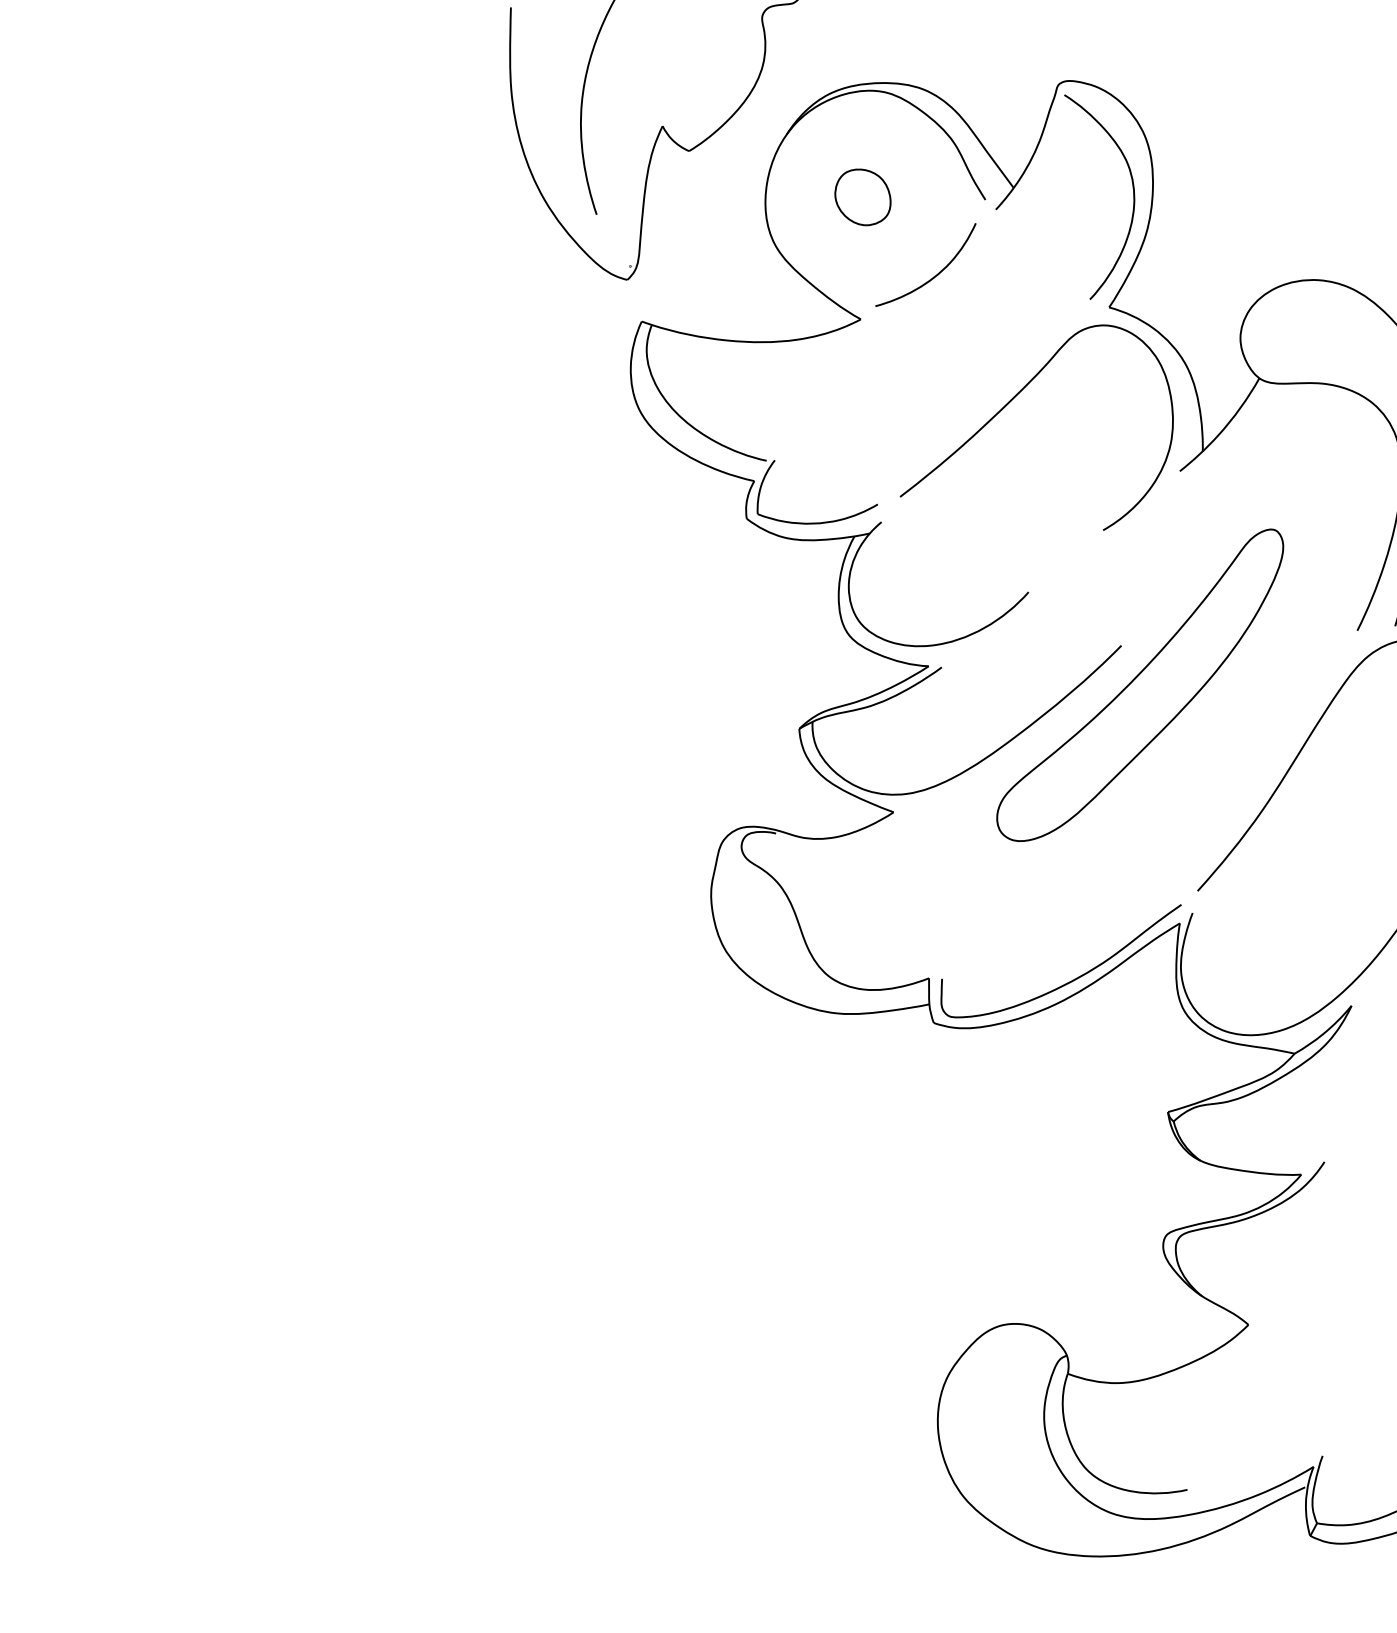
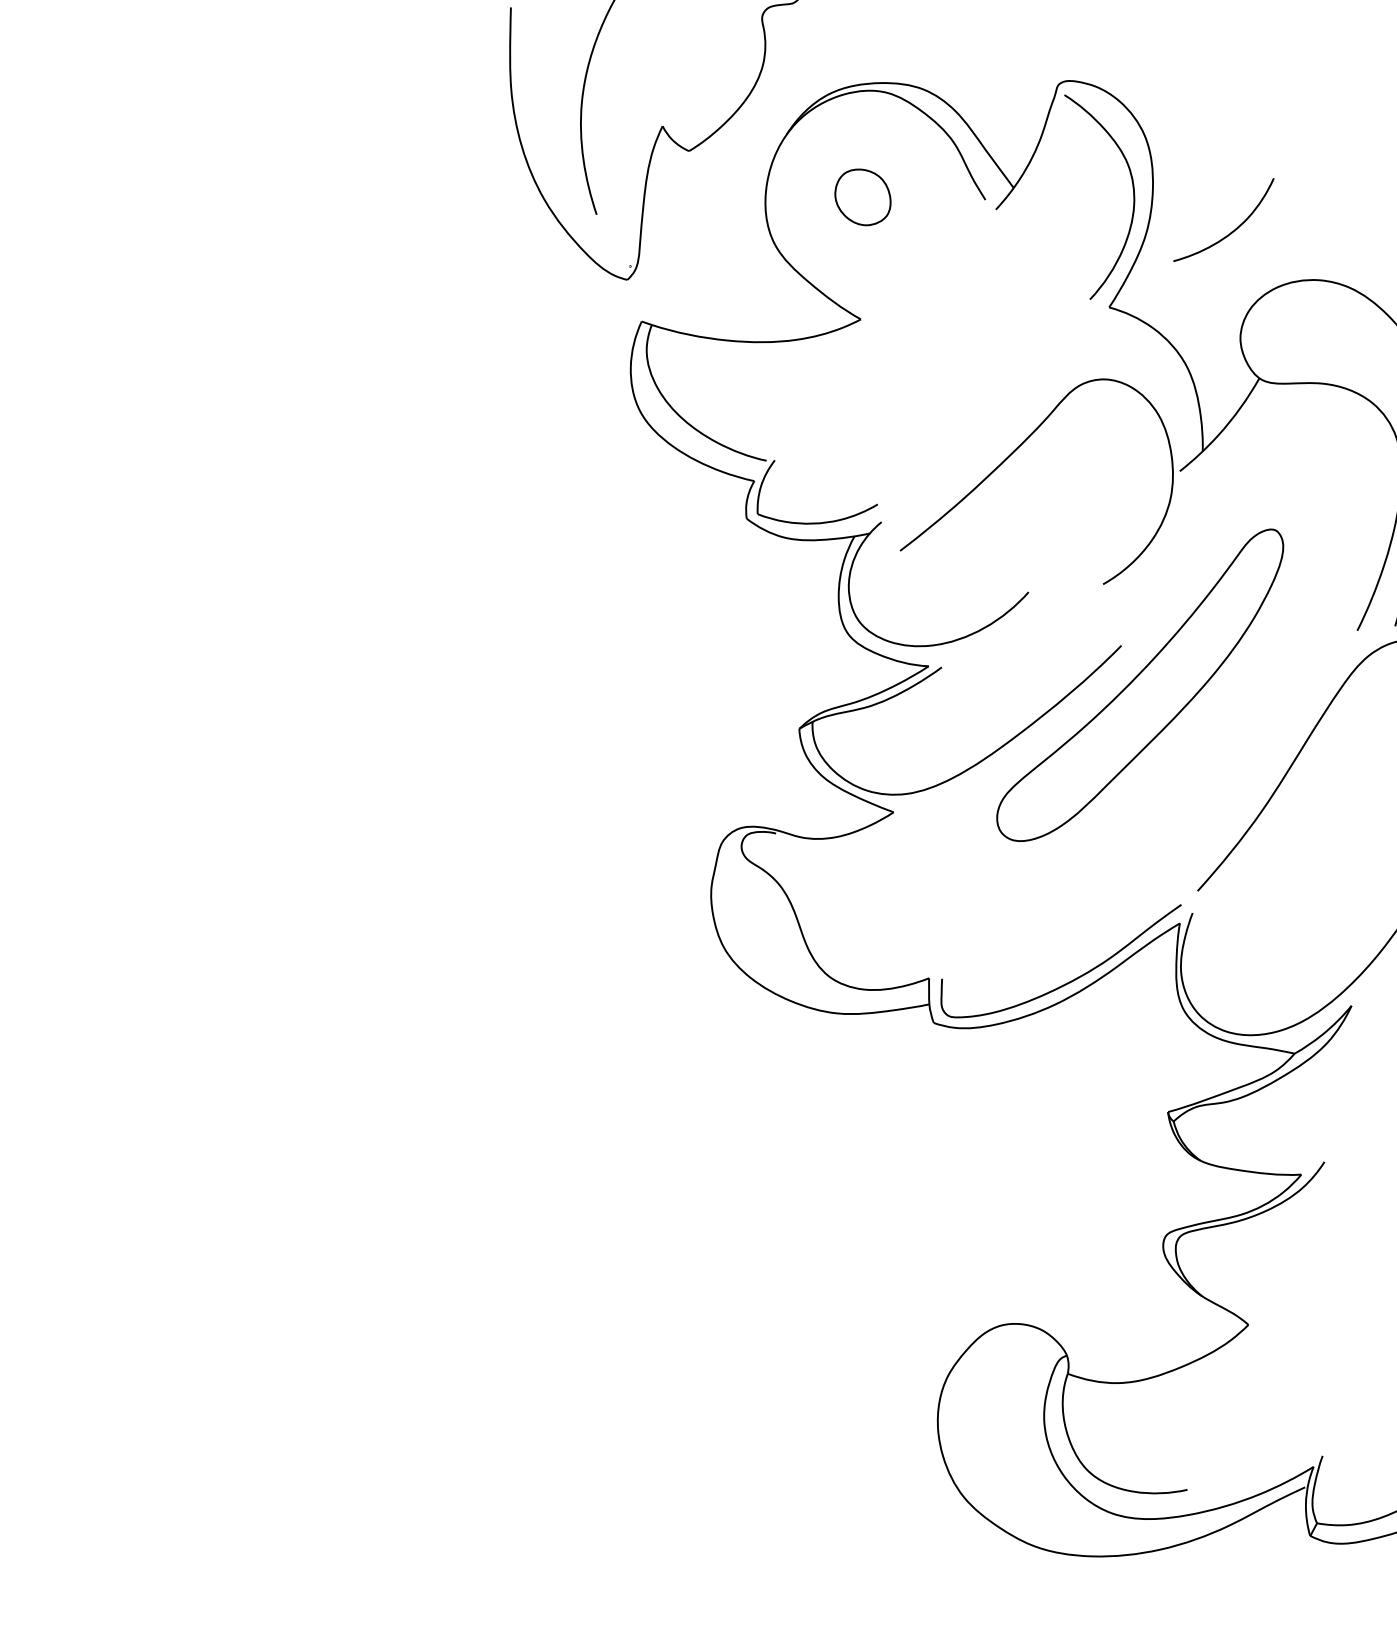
curve position: (933, 276) -> (1231, 231) (1231, 231)
curve position: (1011, 401) -> (1011, 455) (1011, 455)
